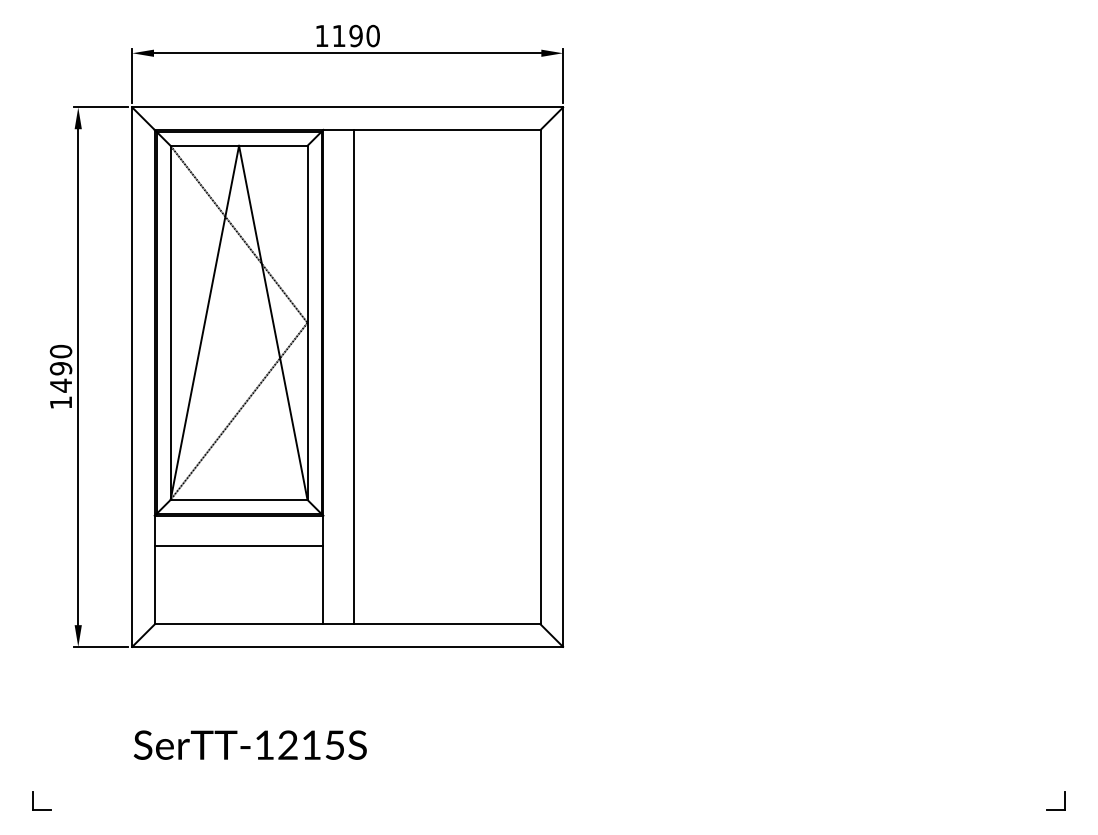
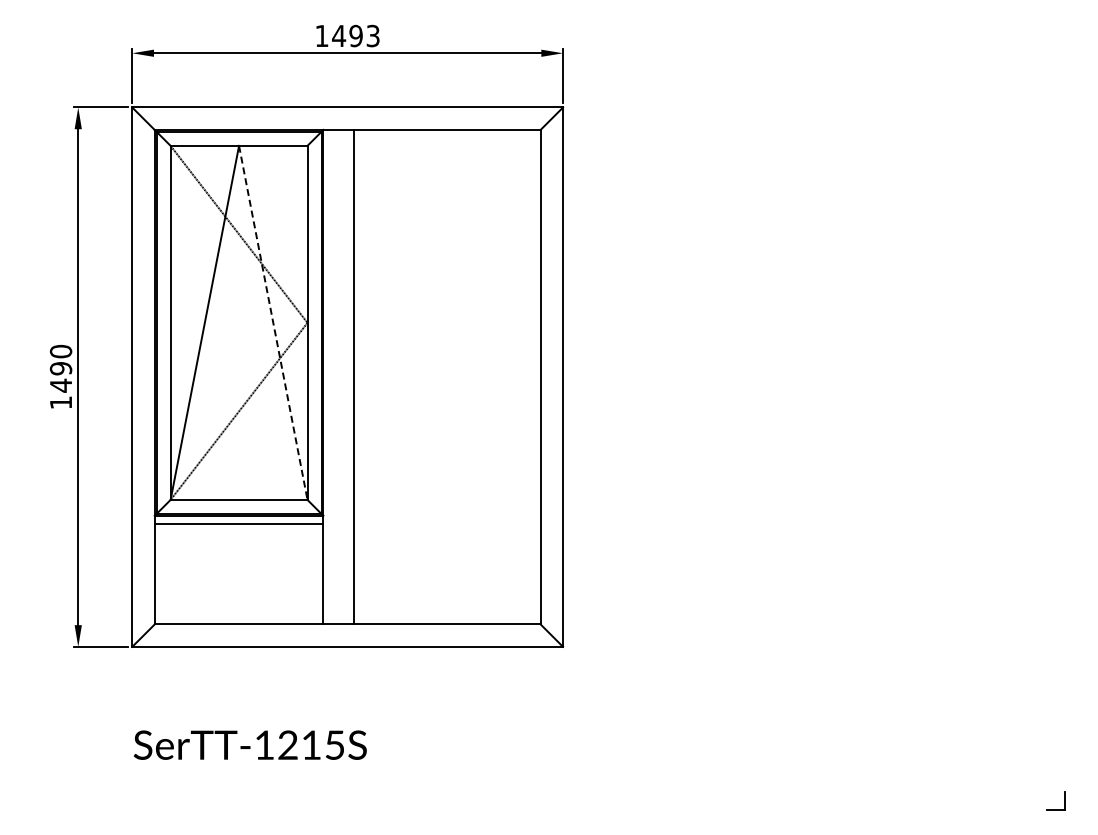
text: 1190 -> 1493 (355, 35)
line: solid -> dashed (273, 323)
line position: (238, 546) -> (238, 524) (238, 524)
part: present -> none (33, 800)
